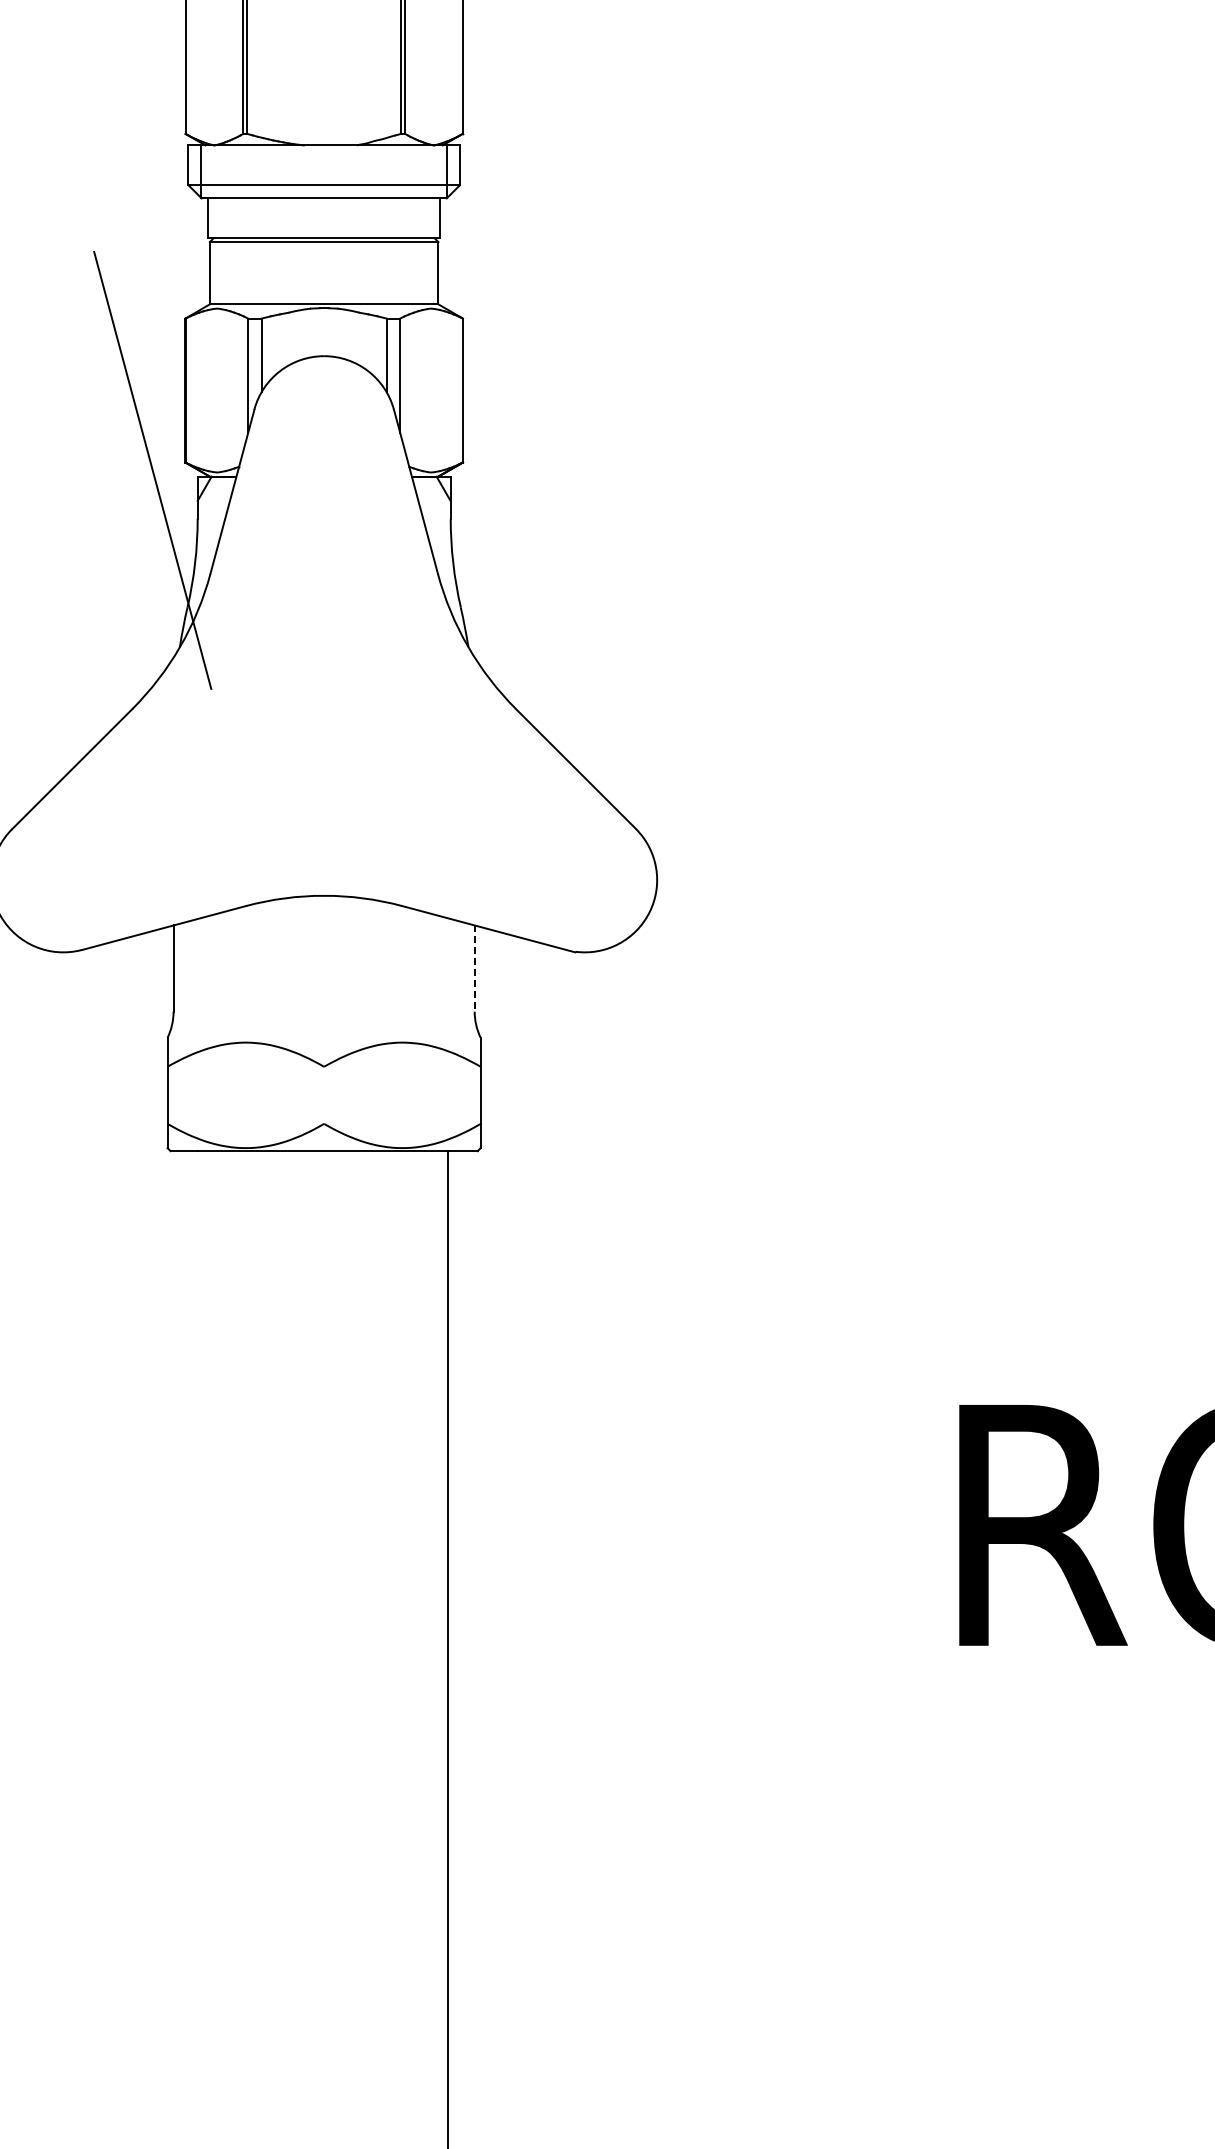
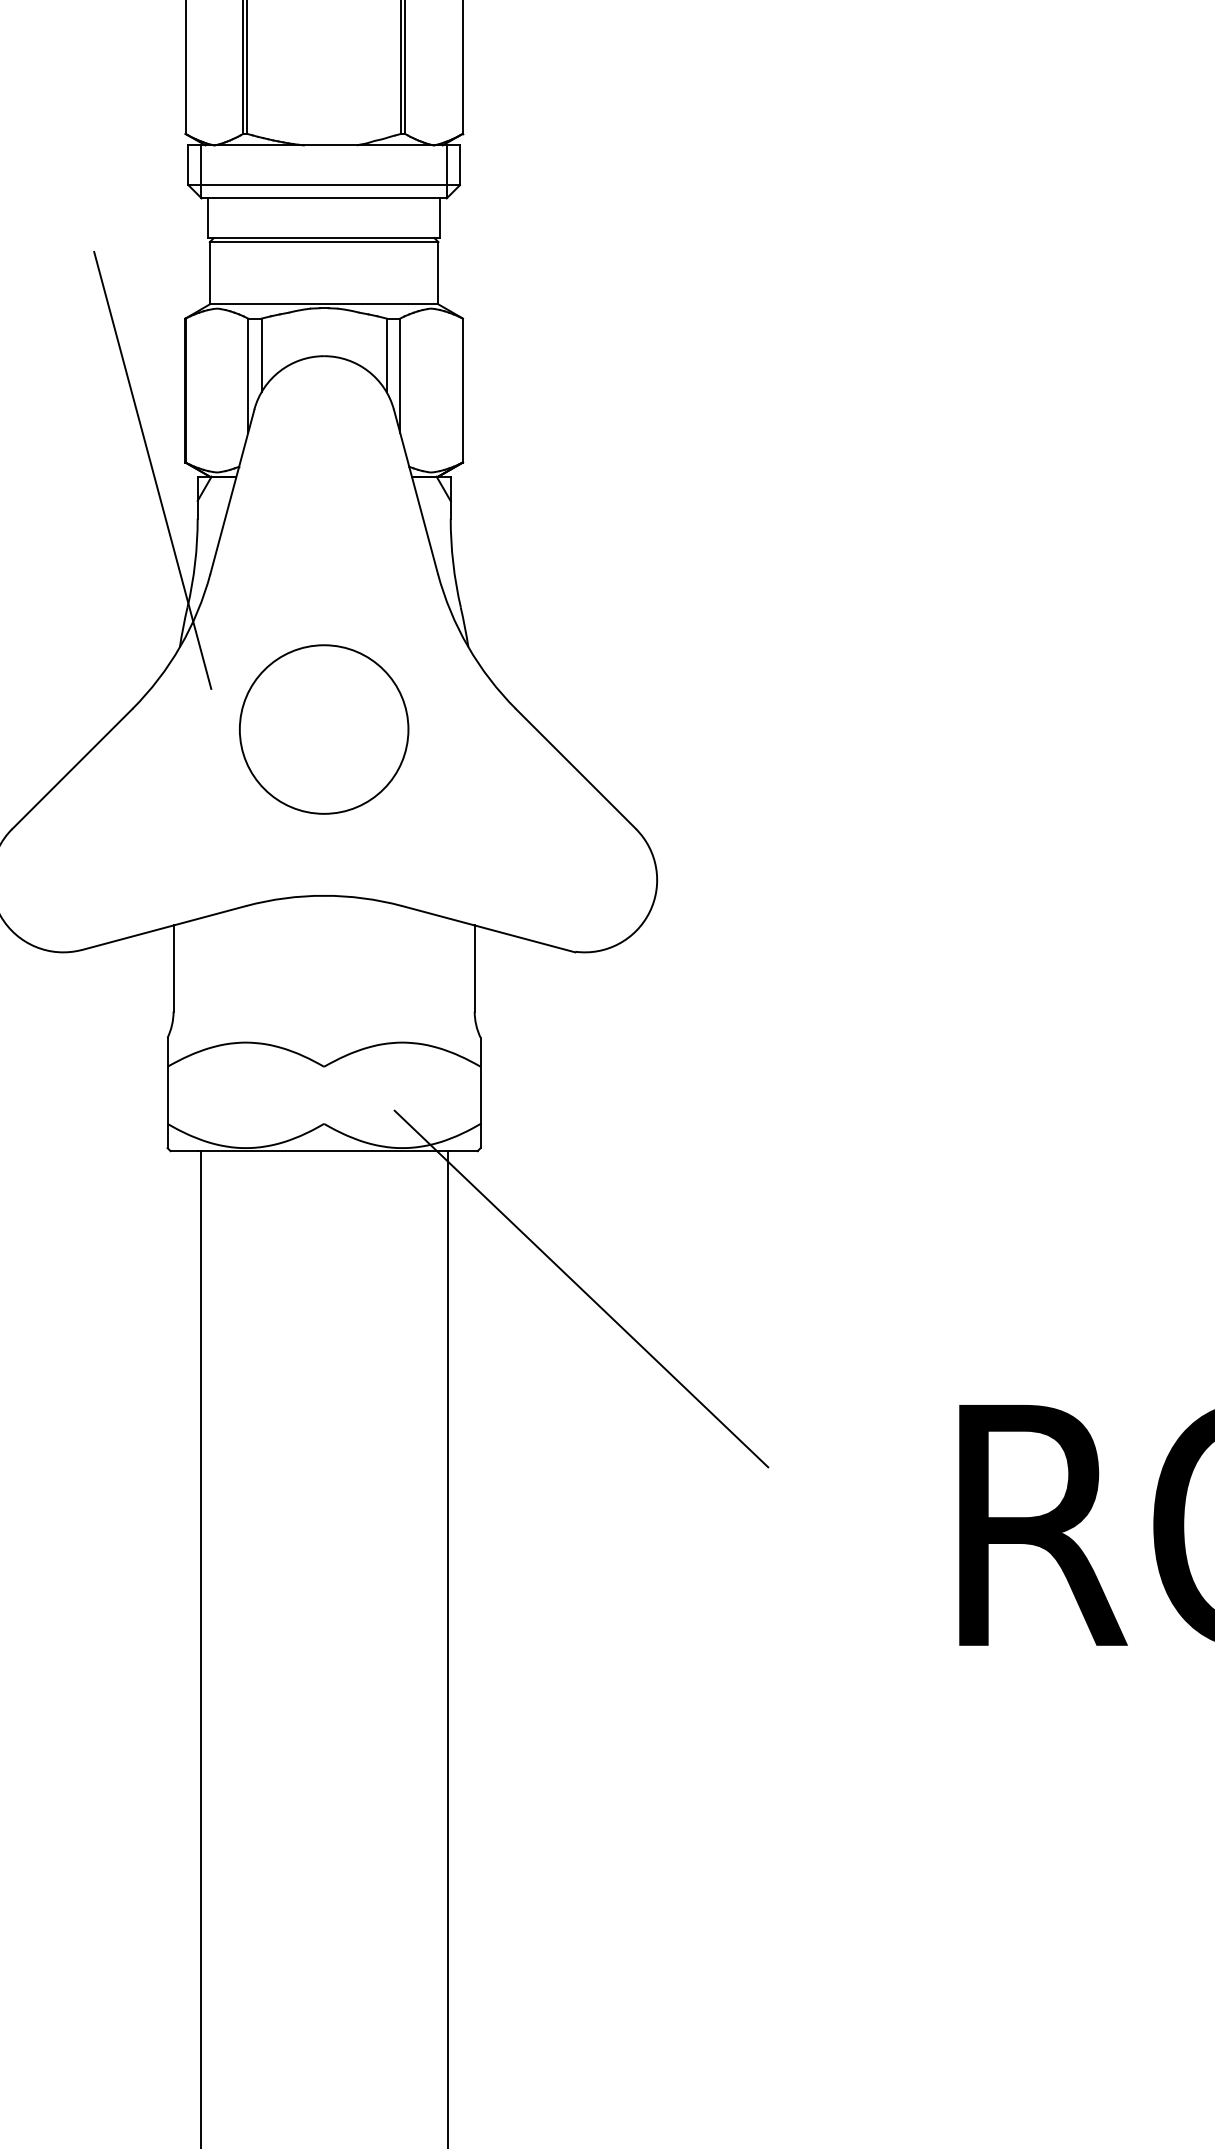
circle: none -> present (323, 729)
line: dashed -> solid (474, 969)
line: none -> present (581, 1288)
line: none -> present (200, 1648)
